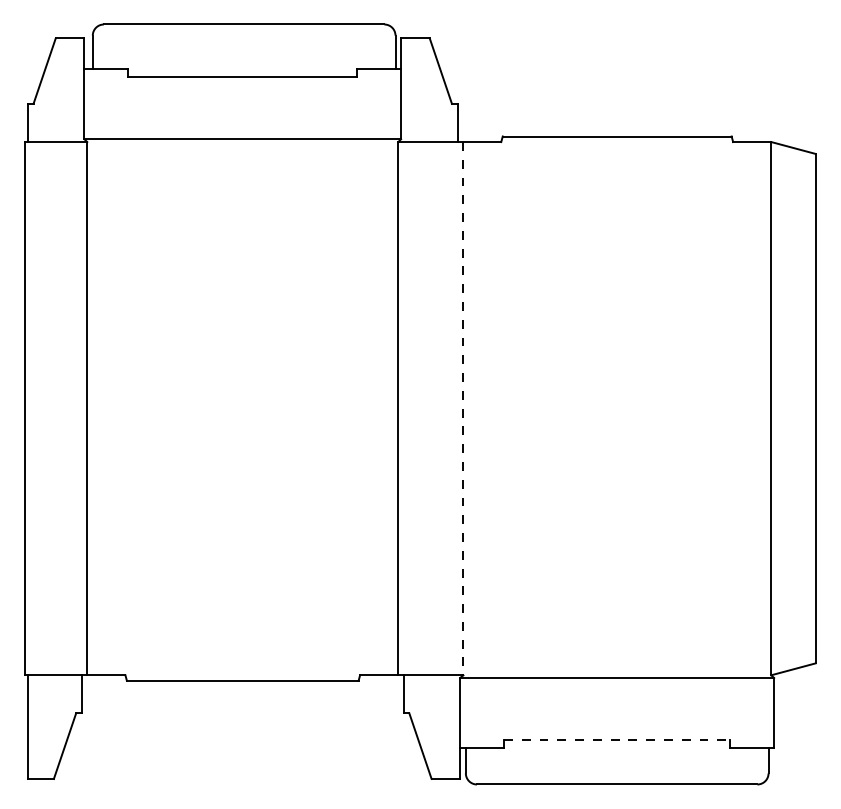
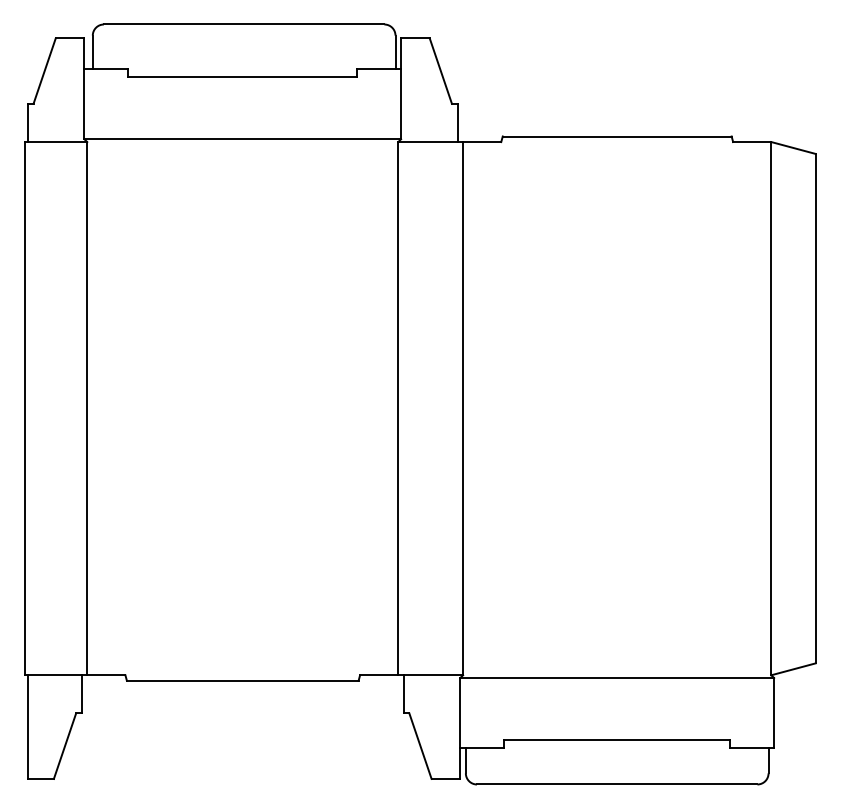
line: dashed -> solid (463, 408)
line: dashed -> solid (617, 740)
